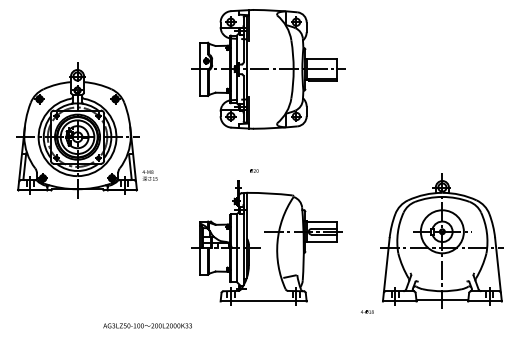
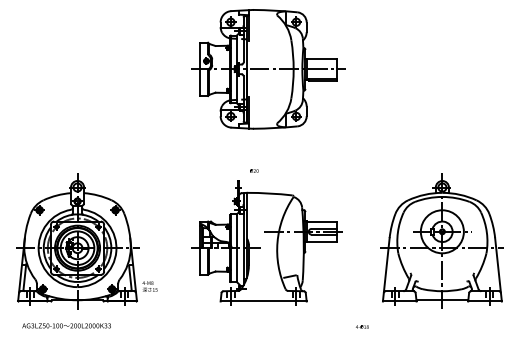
part position: (86, 130) -> (86, 241) (86, 241)
text position: (367, 311) -> (362, 326) (362, 326)
text position: (147, 325) -> (66, 325) (66, 325)
